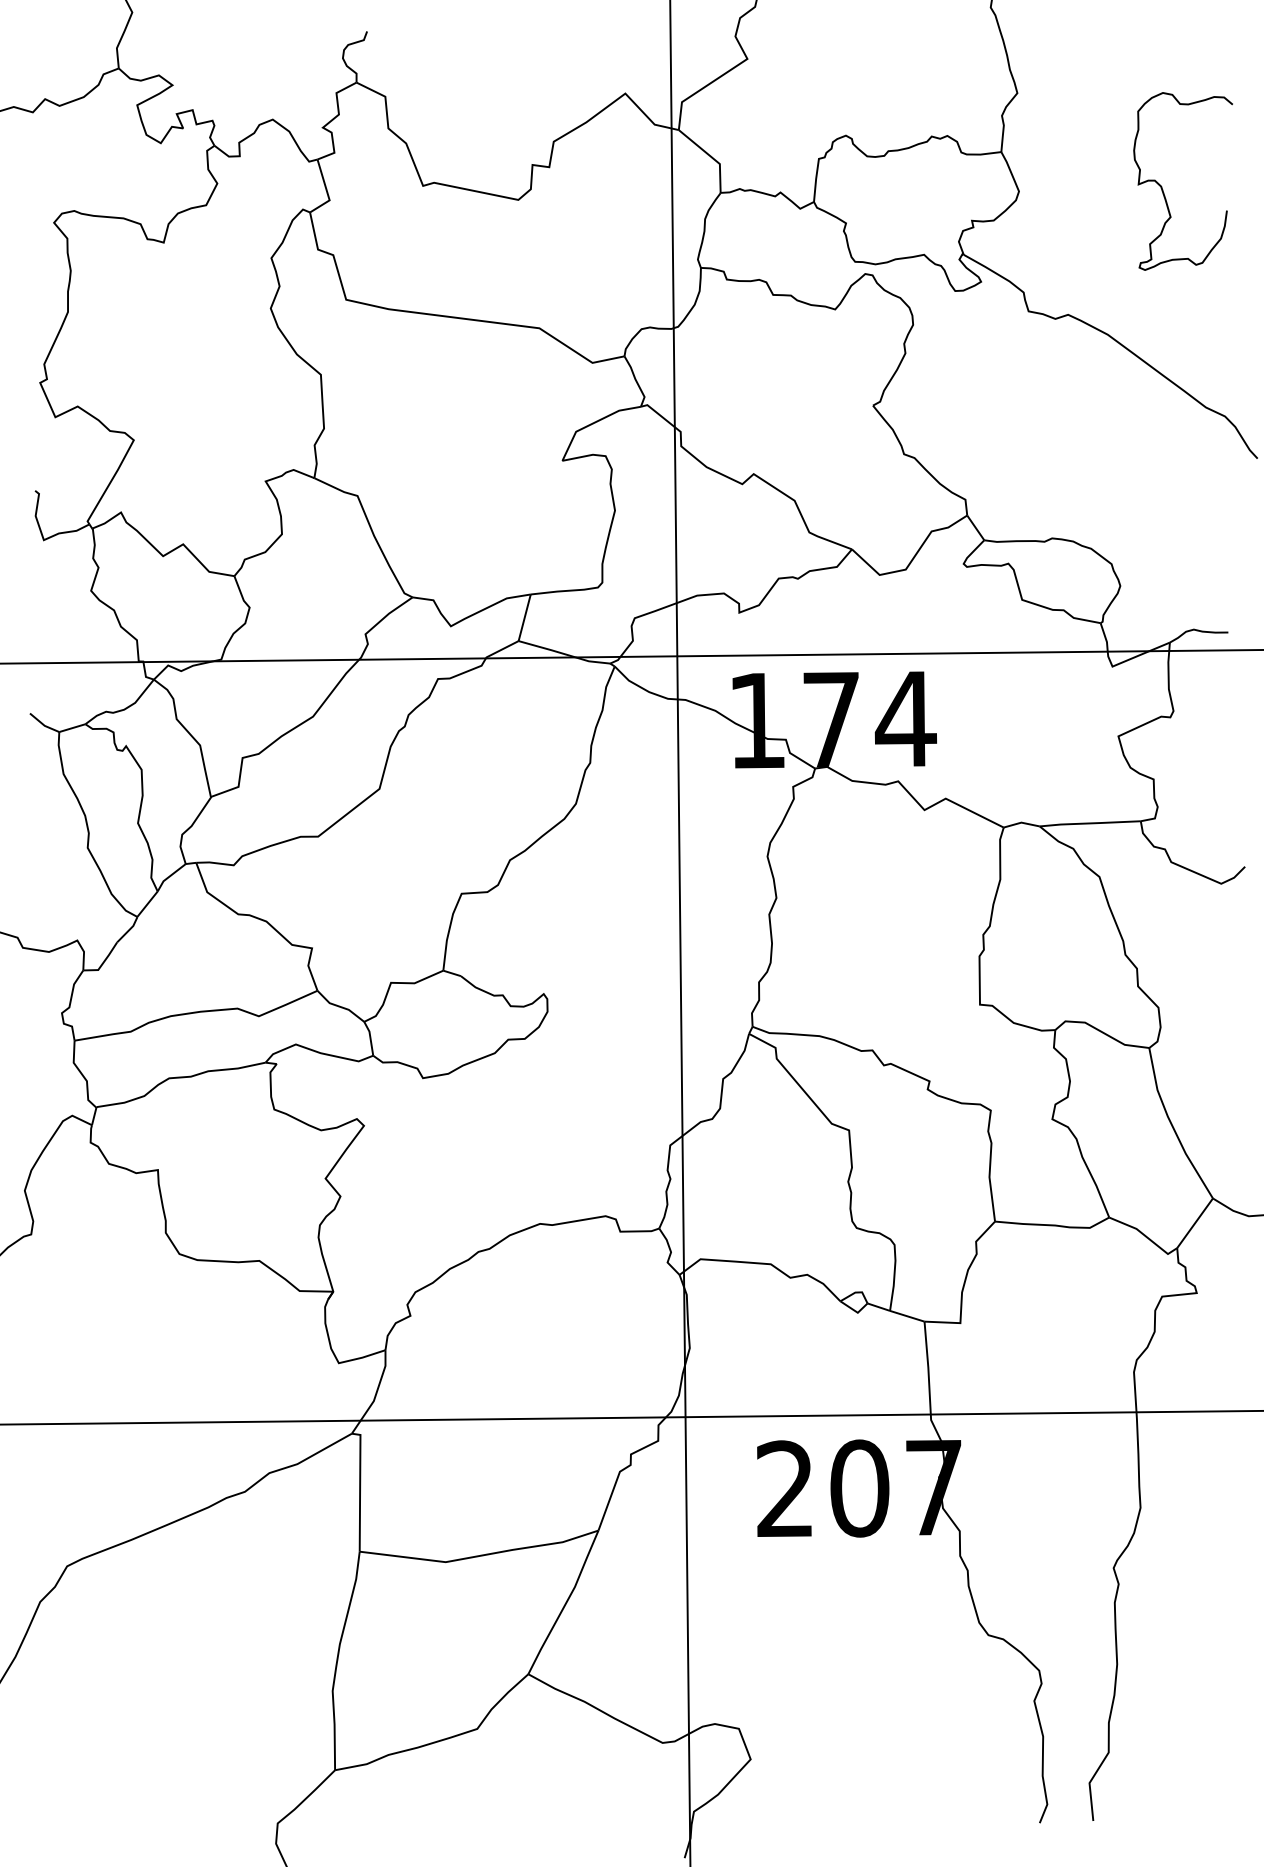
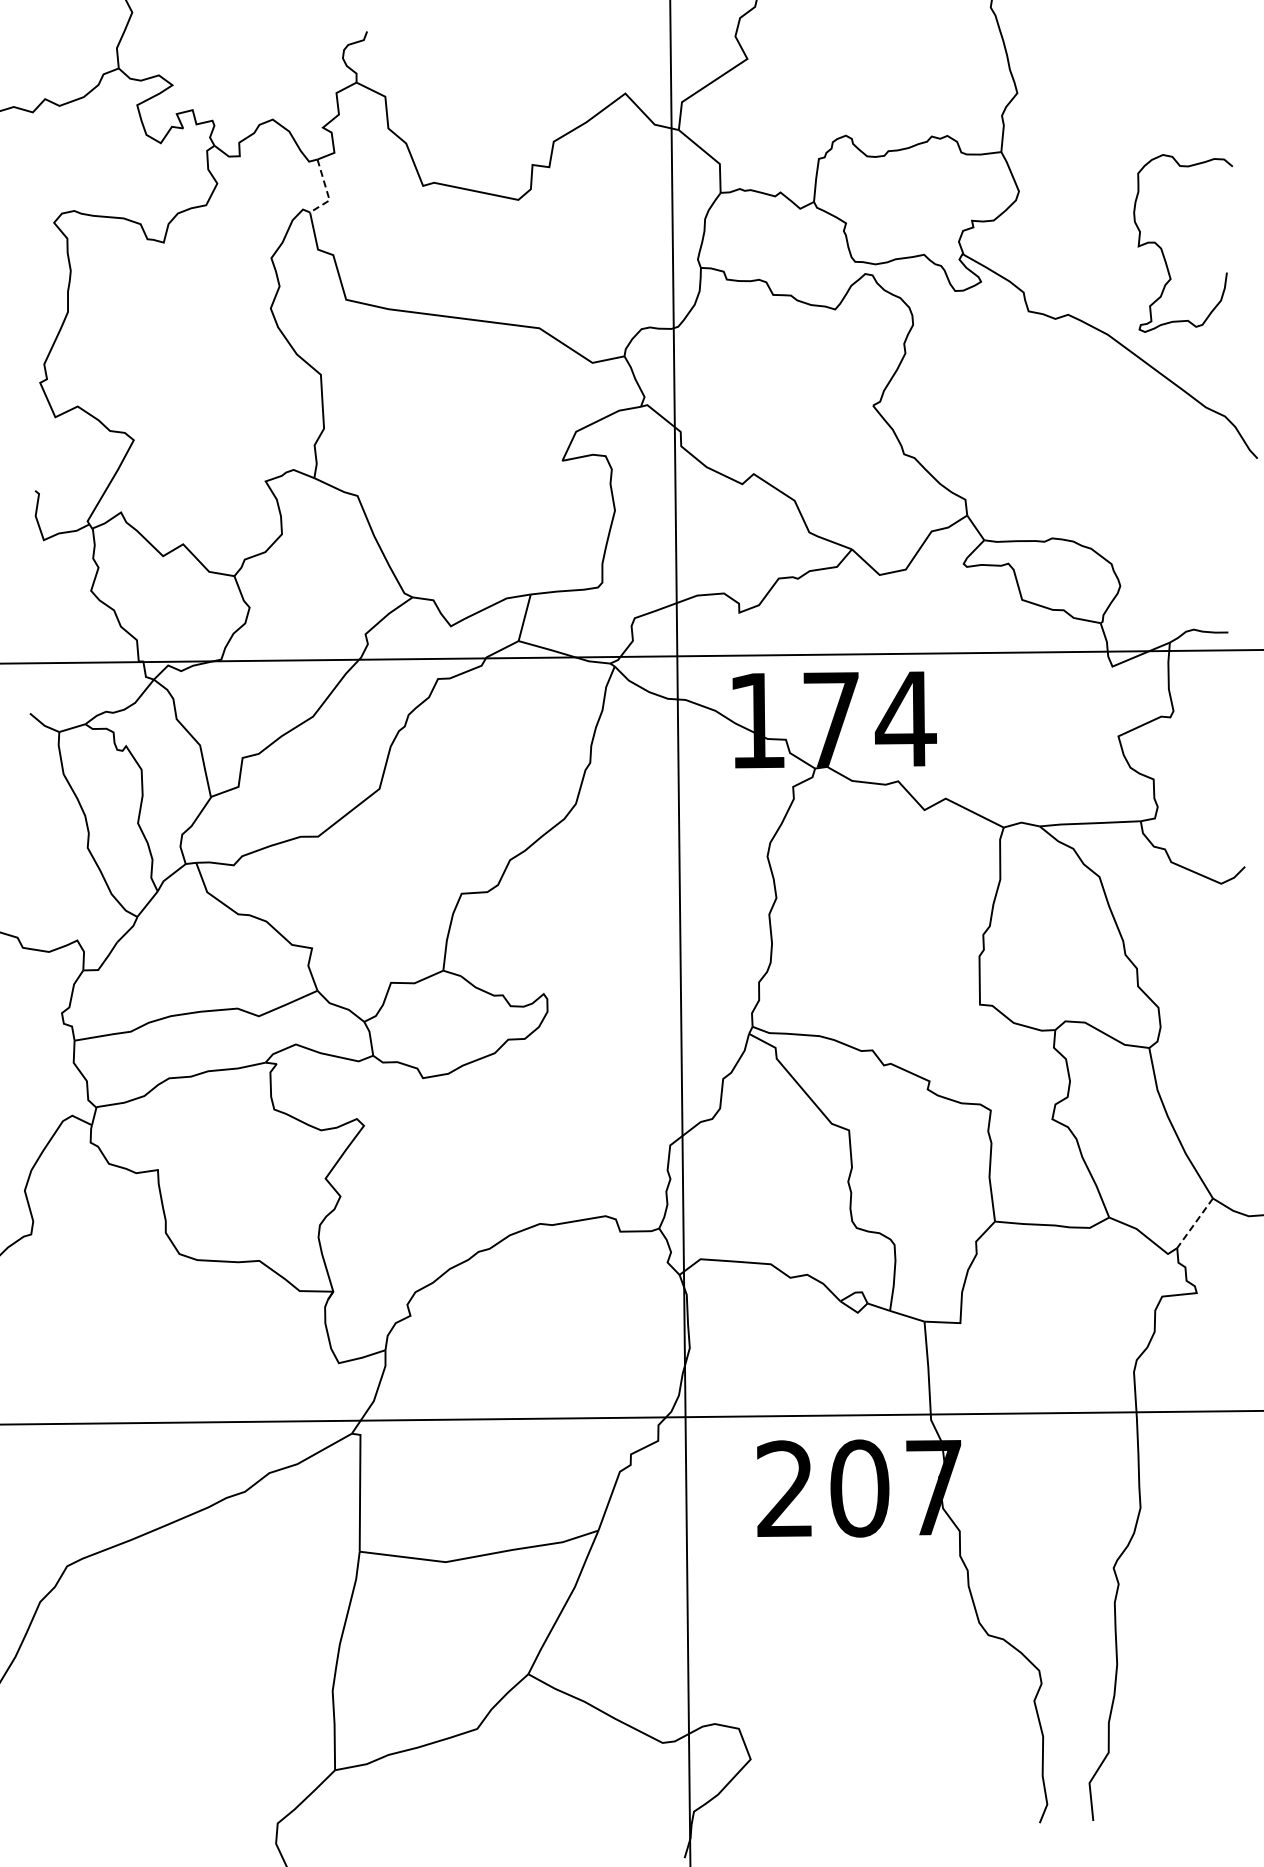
curve position: (1162, 186) -> (1162, 248) (1162, 248)
line: solid -> dashed (327, 191)
line: solid -> dashed (1195, 1223)
